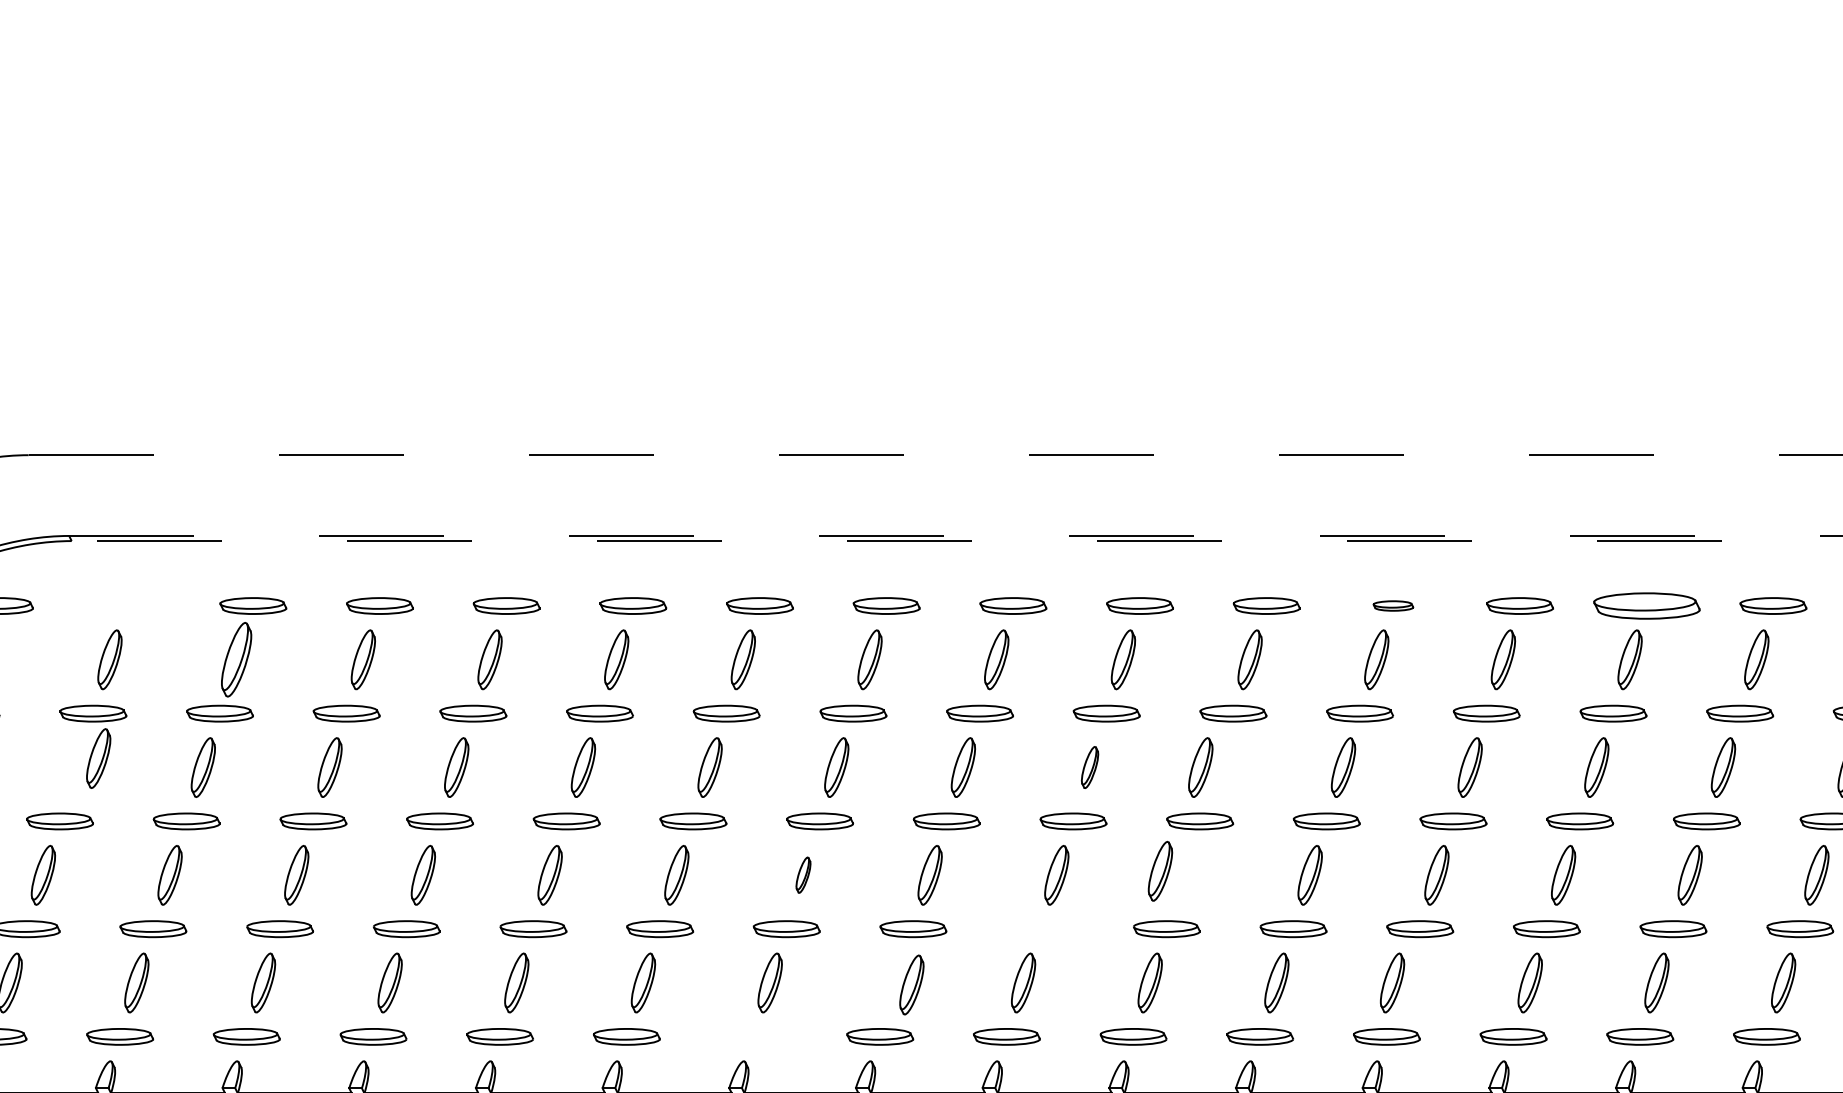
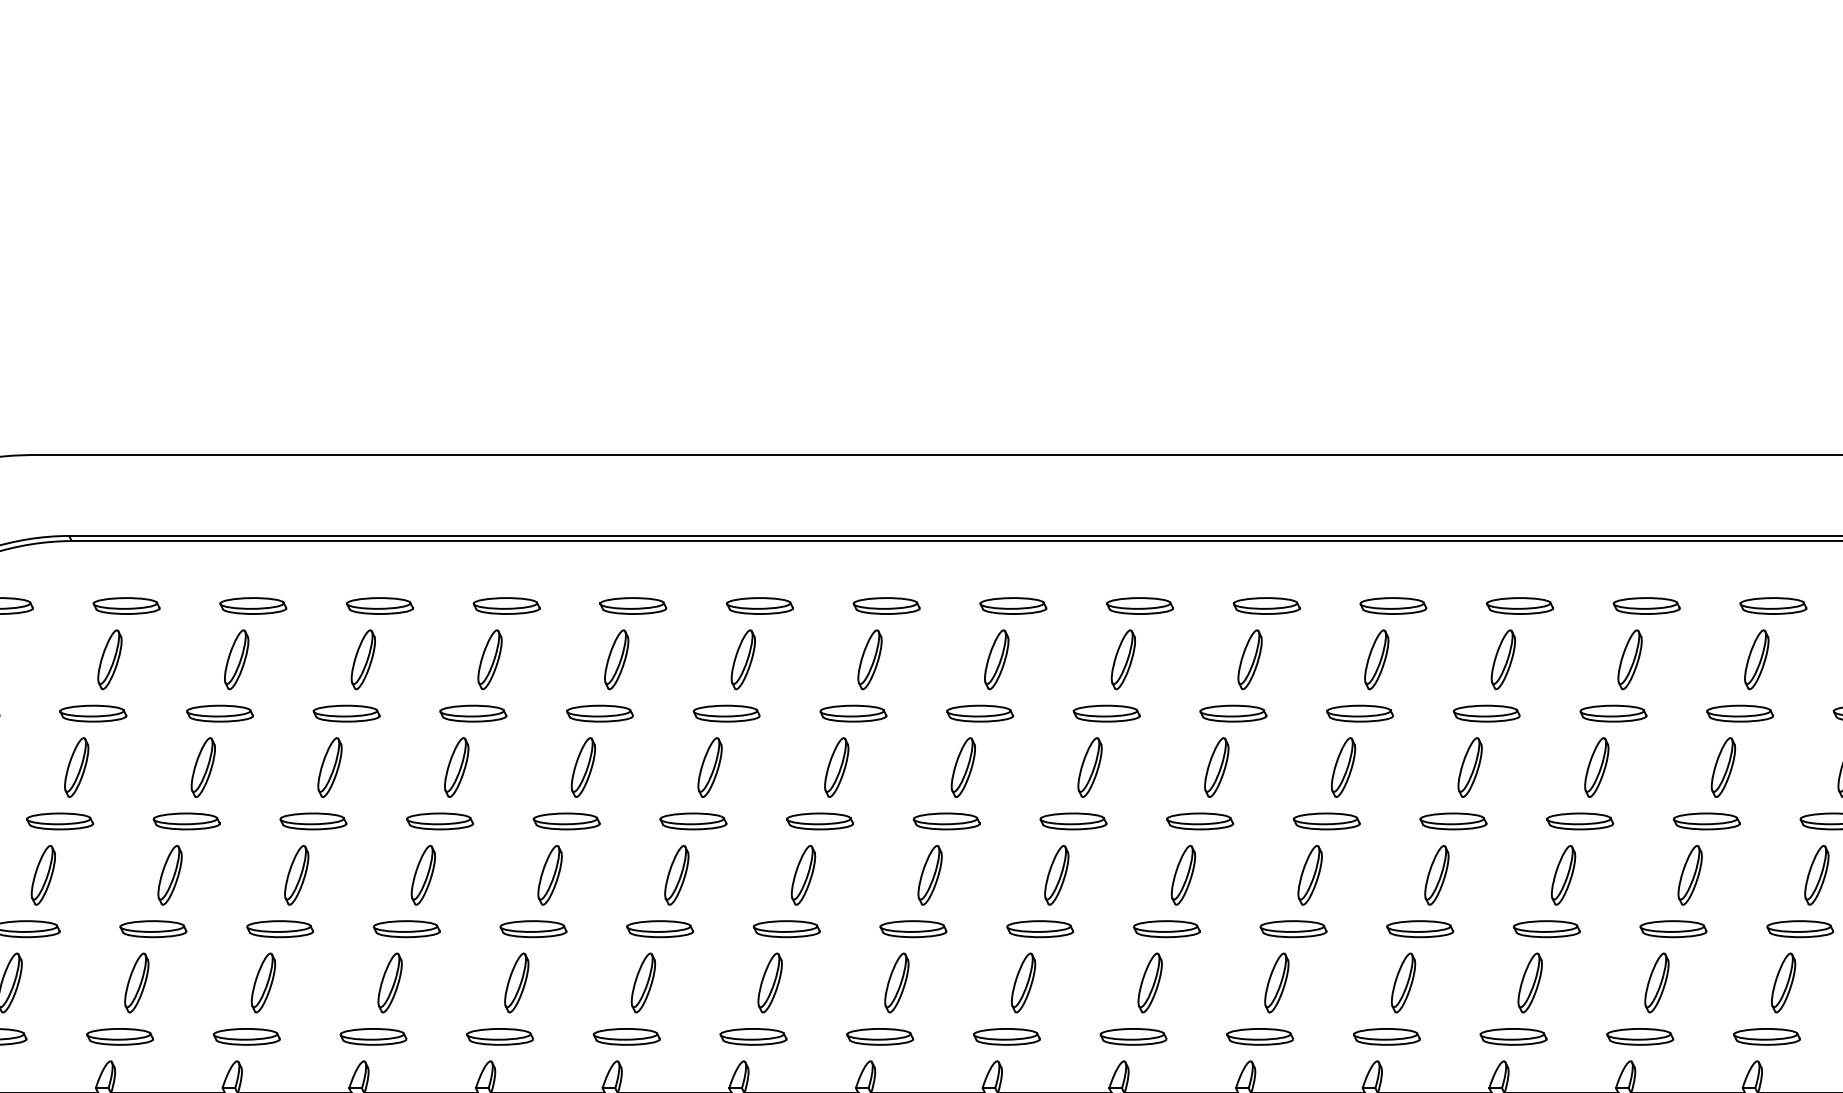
line: dashed -> solid (935, 455)
line: dashed -> solid (956, 535)
line: dashed -> solid (956, 541)
part: none -> present (126, 605)
part size: 43x12 px -> 69x18 px (1393, 605)
part size: 108x28 px -> 69x18 px (1646, 605)
part size: 32x76 px -> 26x62 px (236, 659)
part position: (98, 758) -> (76, 767) (76, 767)
part size: 20x43 px -> 26x61 px (1089, 767)
part position: (1200, 767) -> (1216, 767) (1216, 767)
part position: (1160, 870) -> (1183, 874) (1183, 874)
part size: 17x38 px -> 27x62 px (803, 874)
part: none -> present (1040, 929)
part position: (1392, 982) -> (1403, 982) (1403, 982)
part position: (911, 984) -> (896, 982) (896, 982)
part: none -> present (753, 1036)
